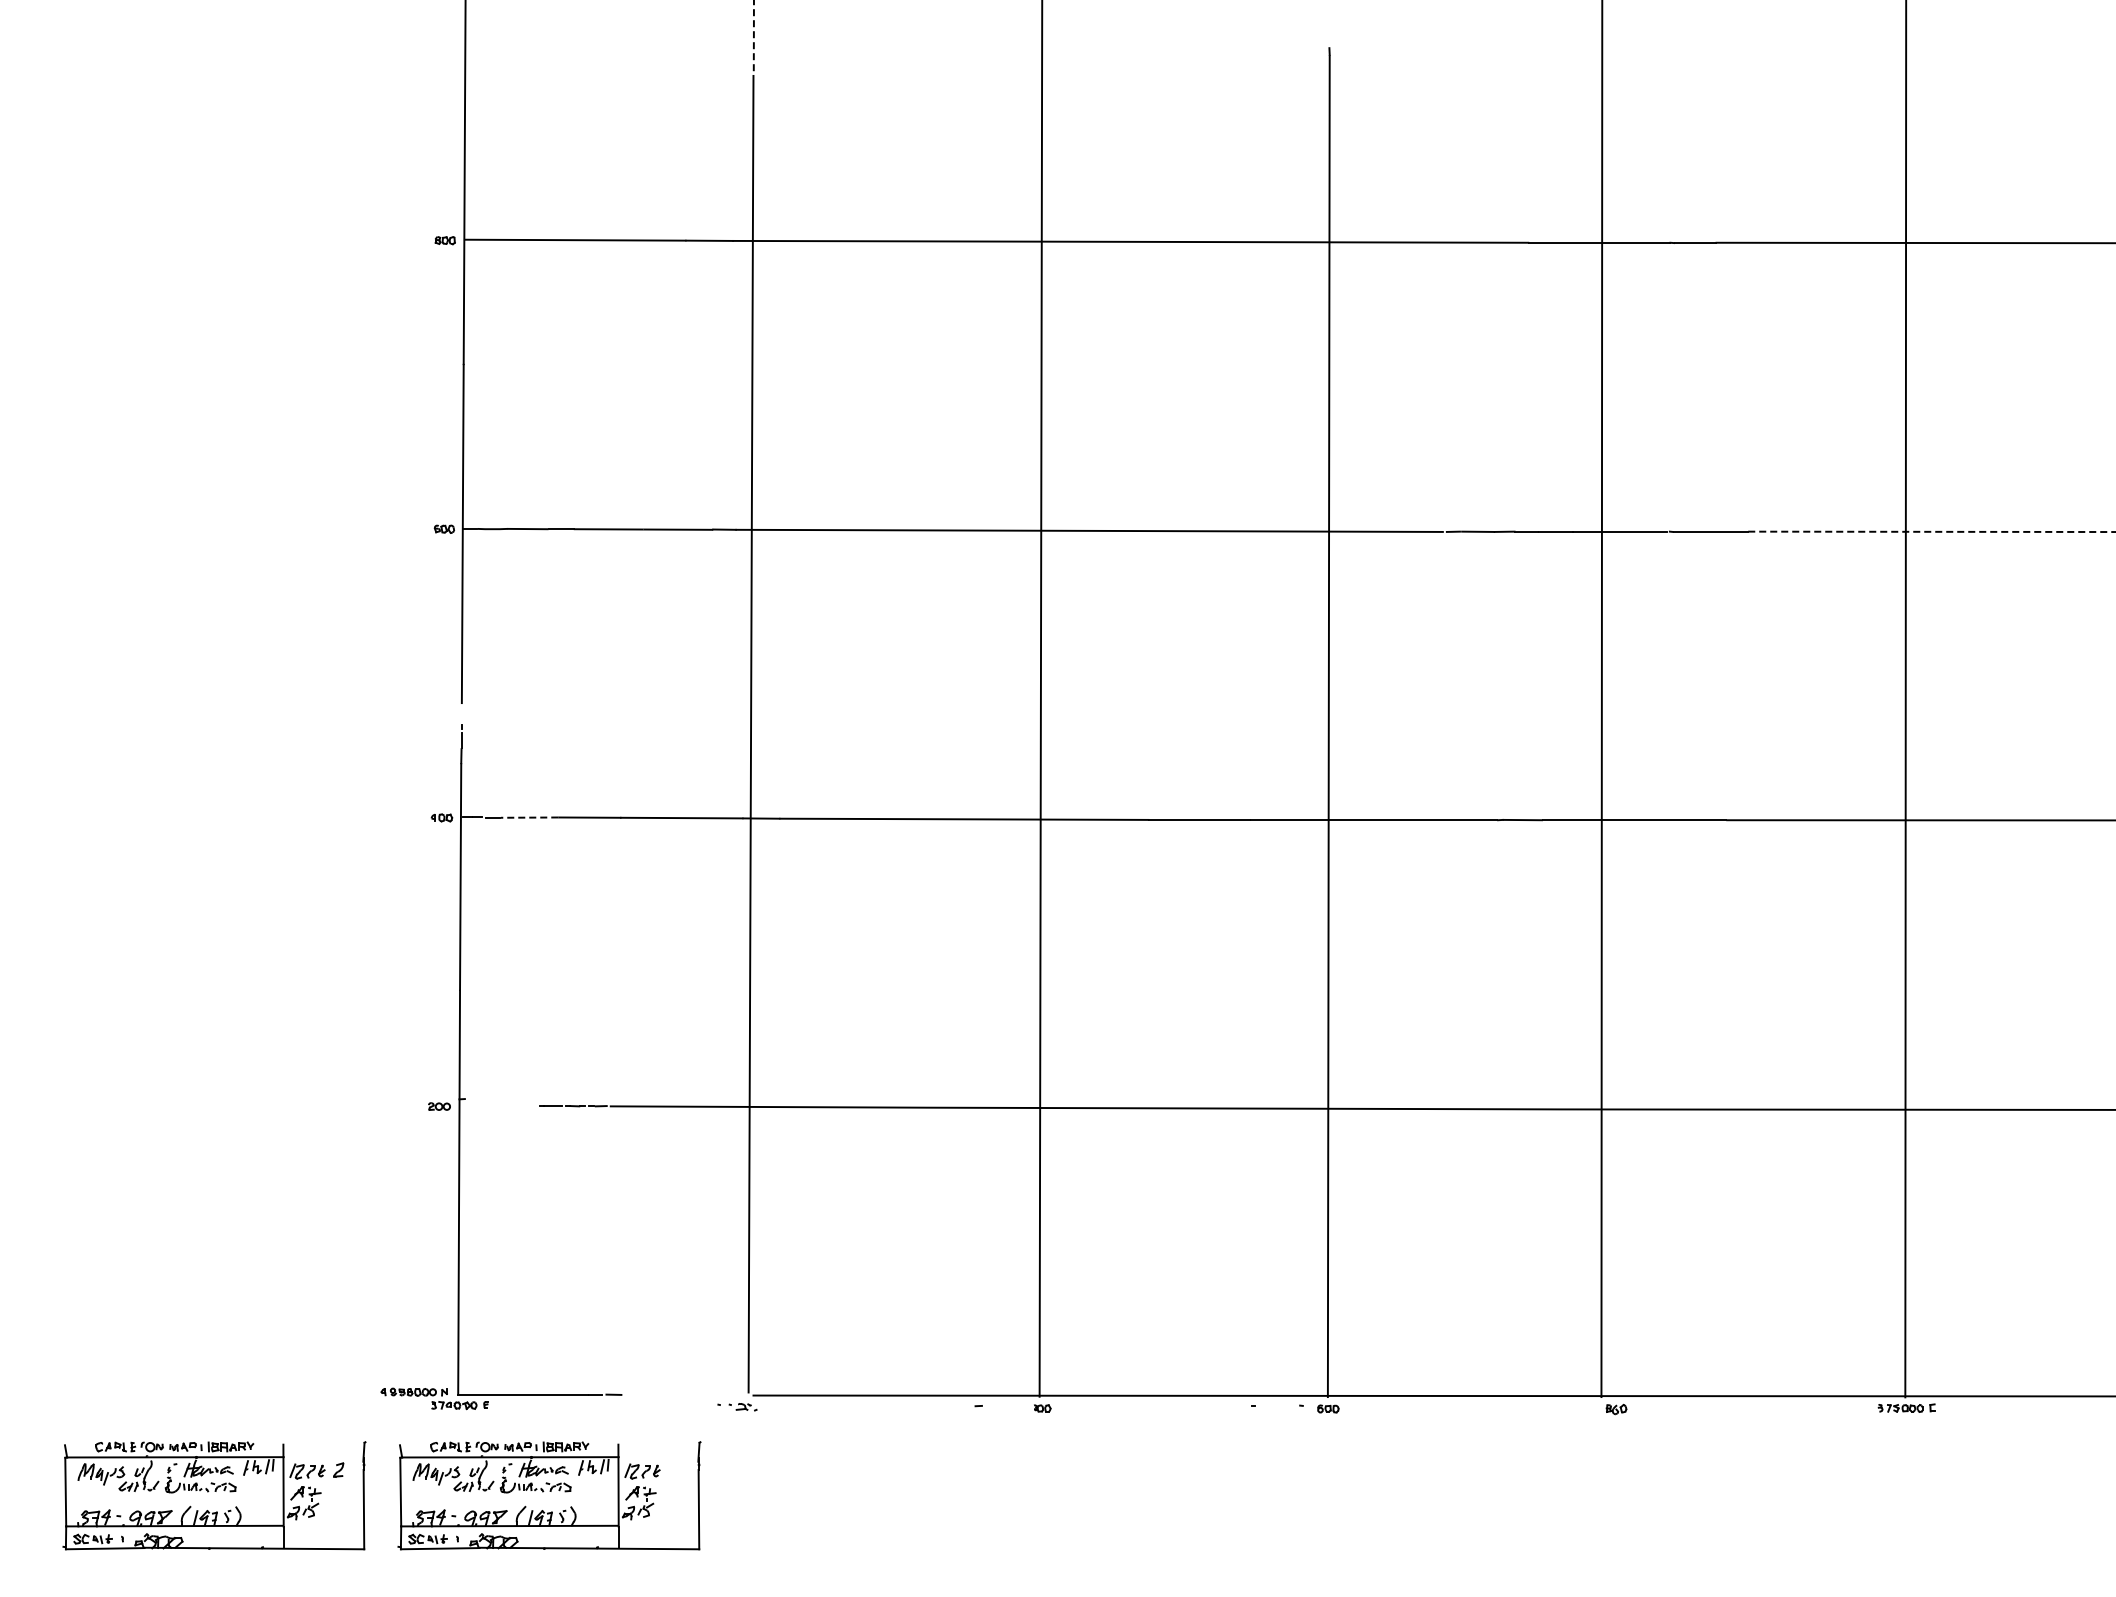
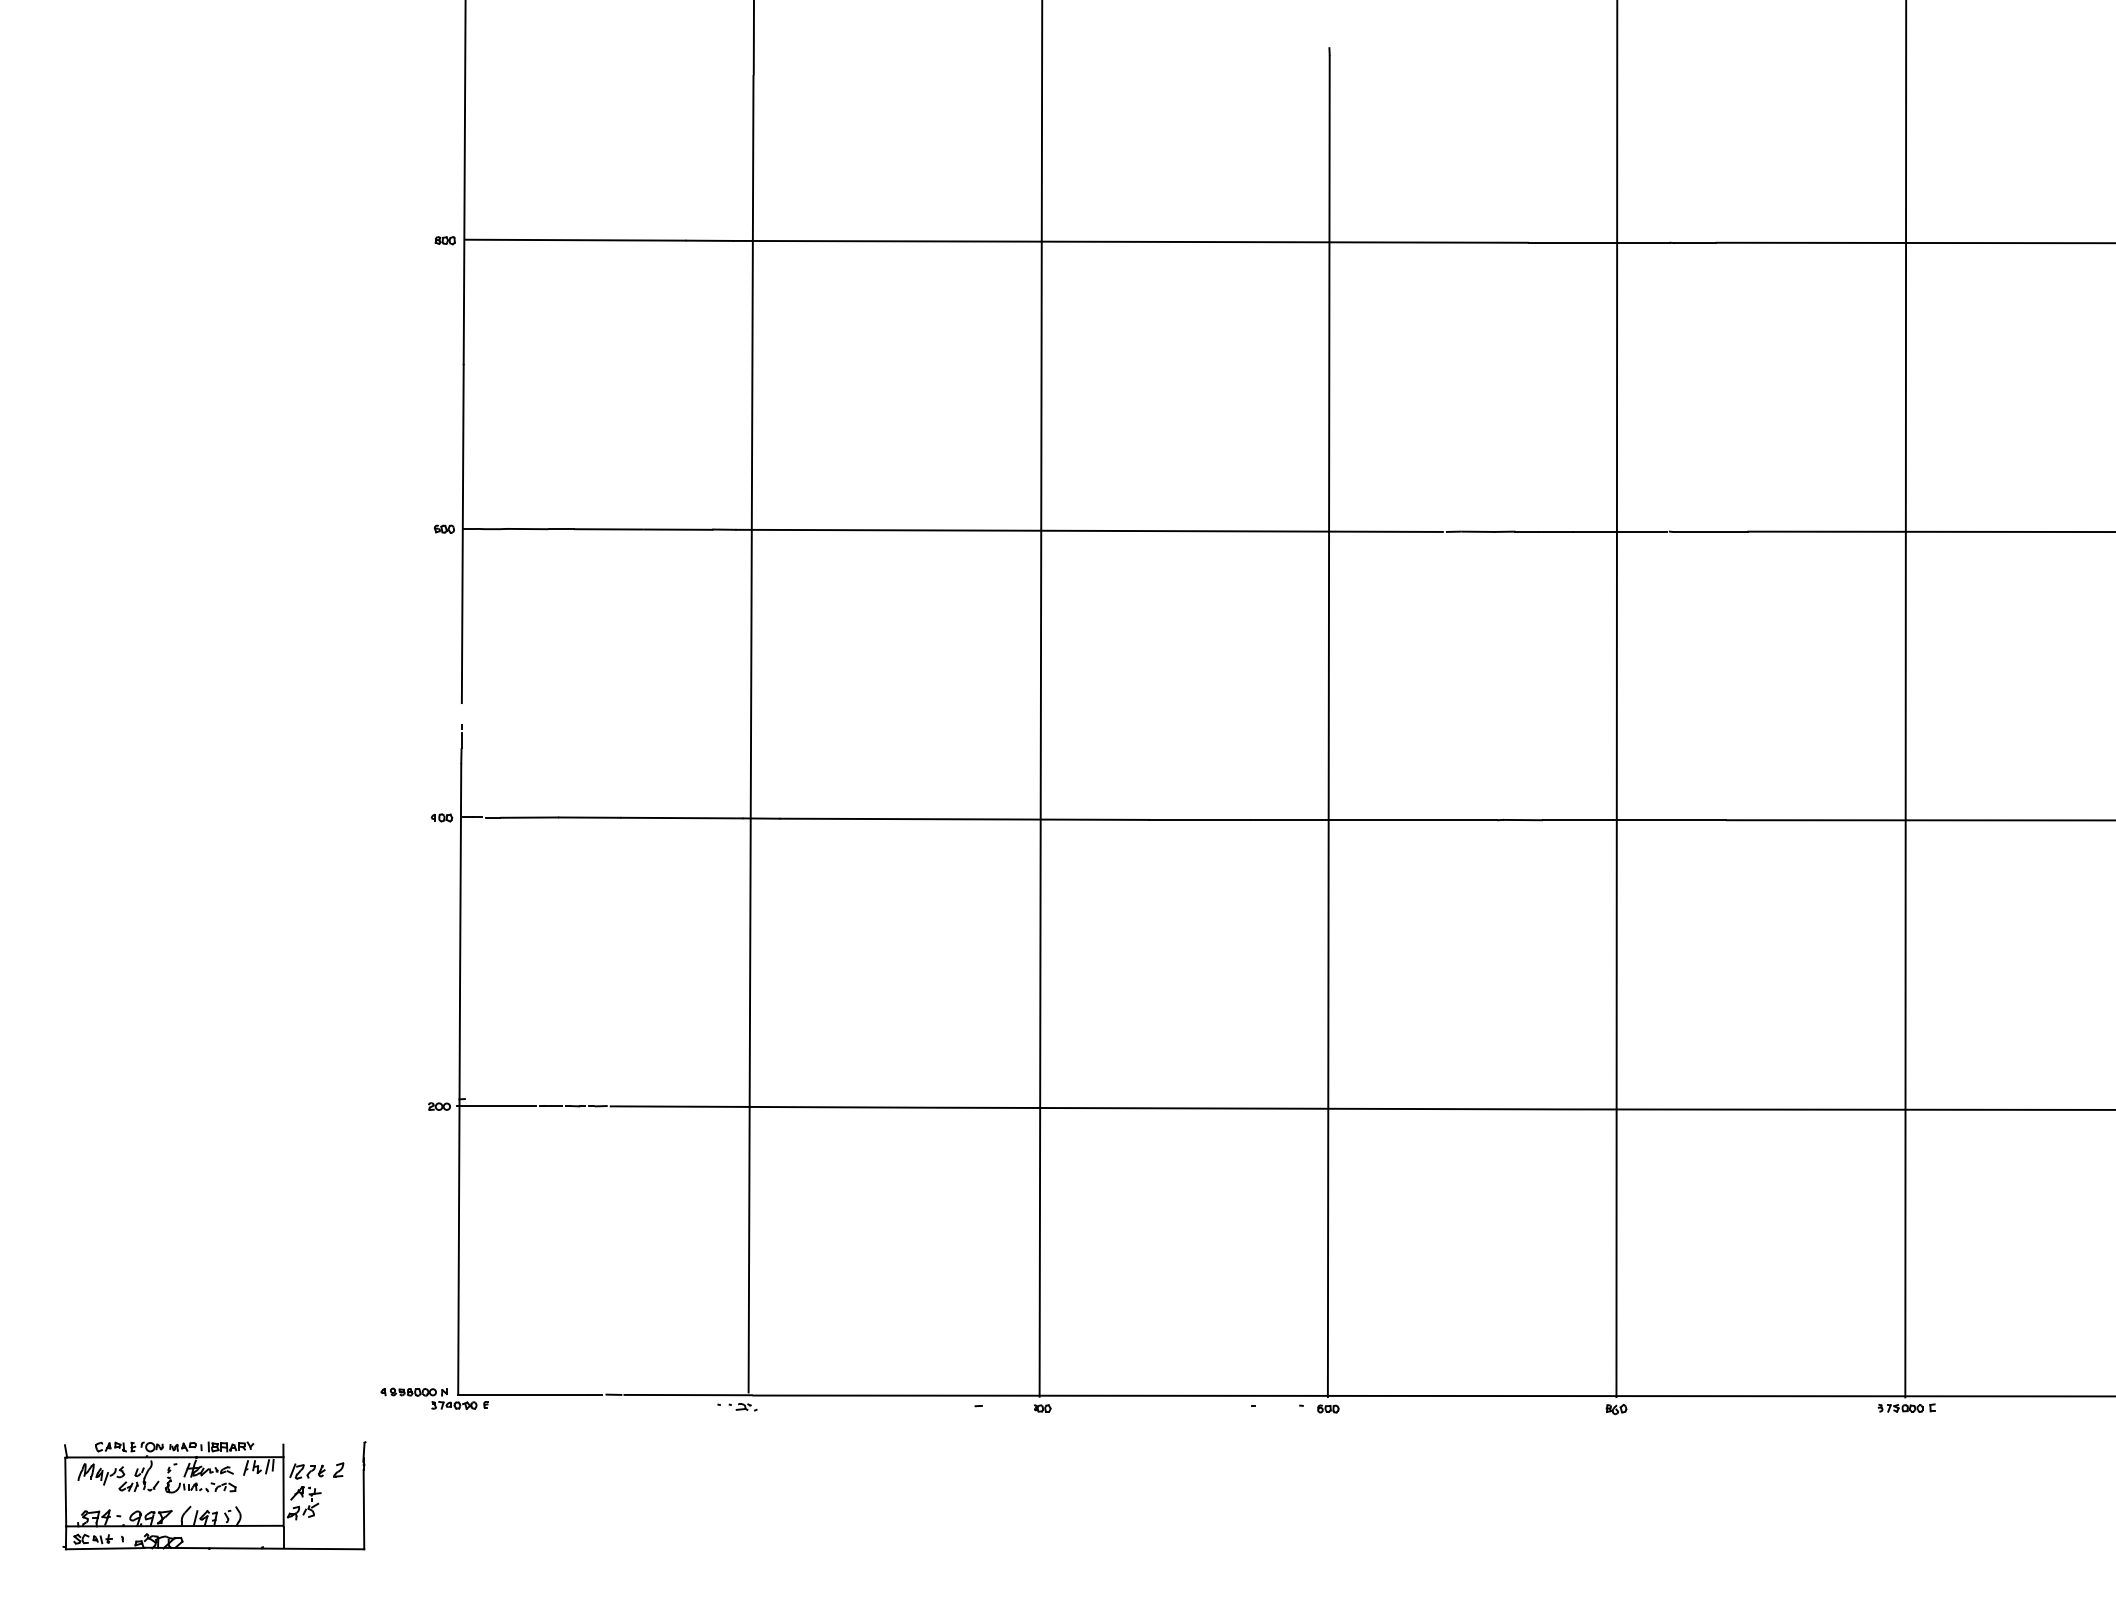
line: dashed -> solid (753, 37)
line: dashed -> solid (1932, 531)
line position: (1601, 699) -> (1616, 699) (1616, 699)
line: dashed -> solid (529, 817)
line: none -> present (495, 1106)
line: none -> present (687, 1394)
part: present -> none (549, 1495)
